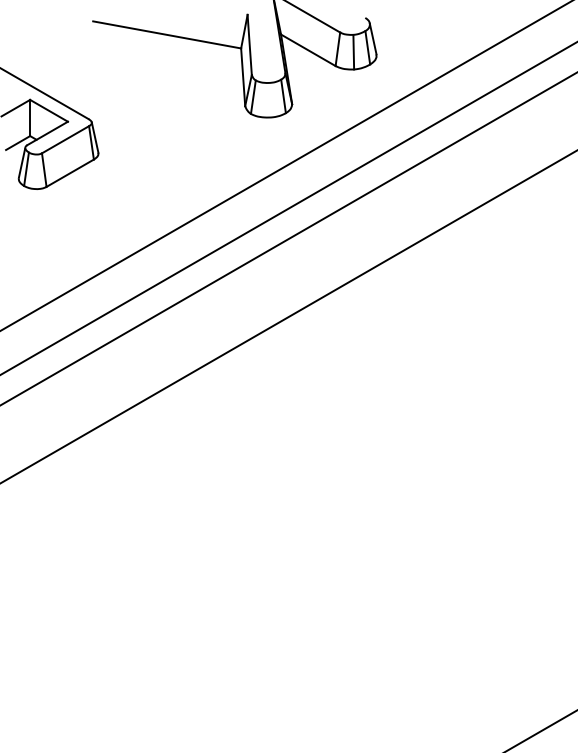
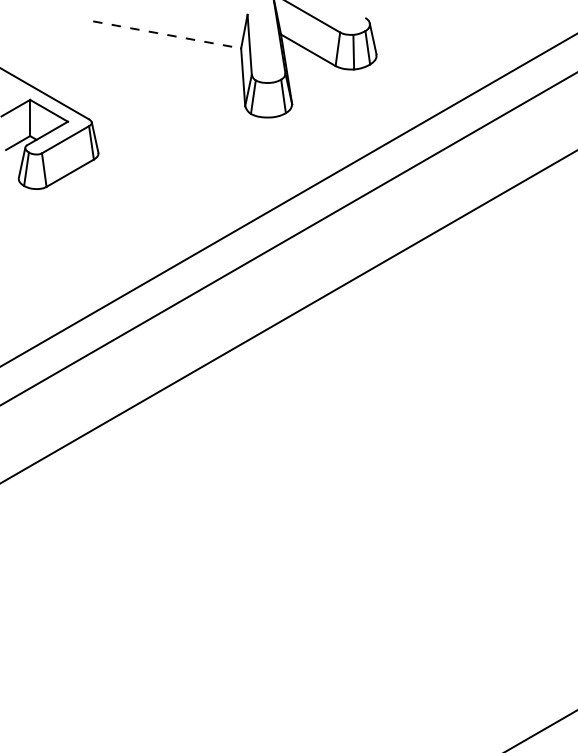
line: solid -> dashed (167, 35)
line: present -> none (286, 165)
line position: (288, 208) -> (288, 200) (288, 200)
